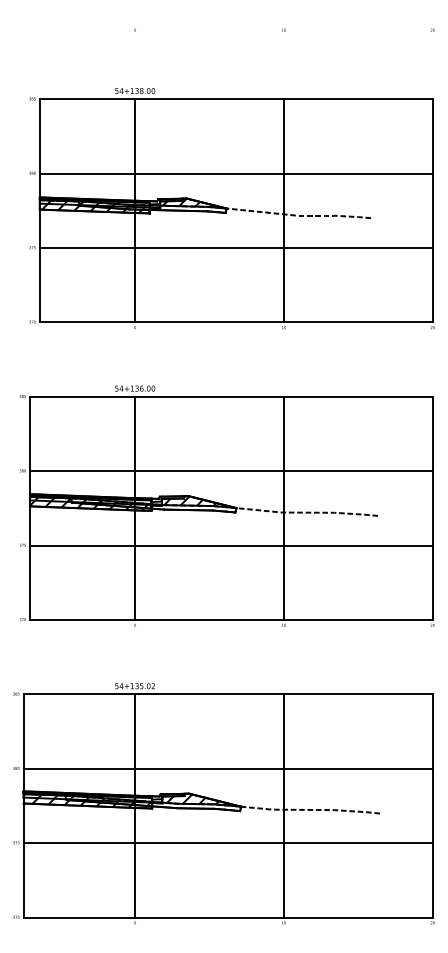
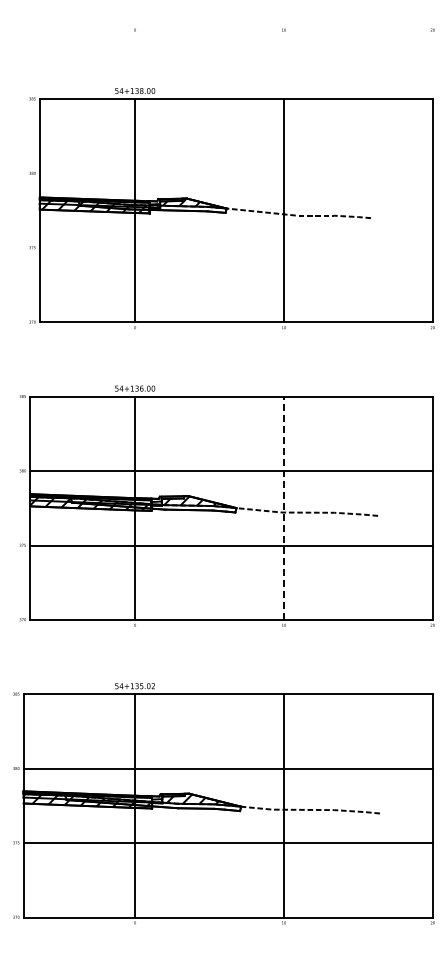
line: present -> none (235, 173)
line: present -> none (235, 248)
line: solid -> dashed (283, 508)
